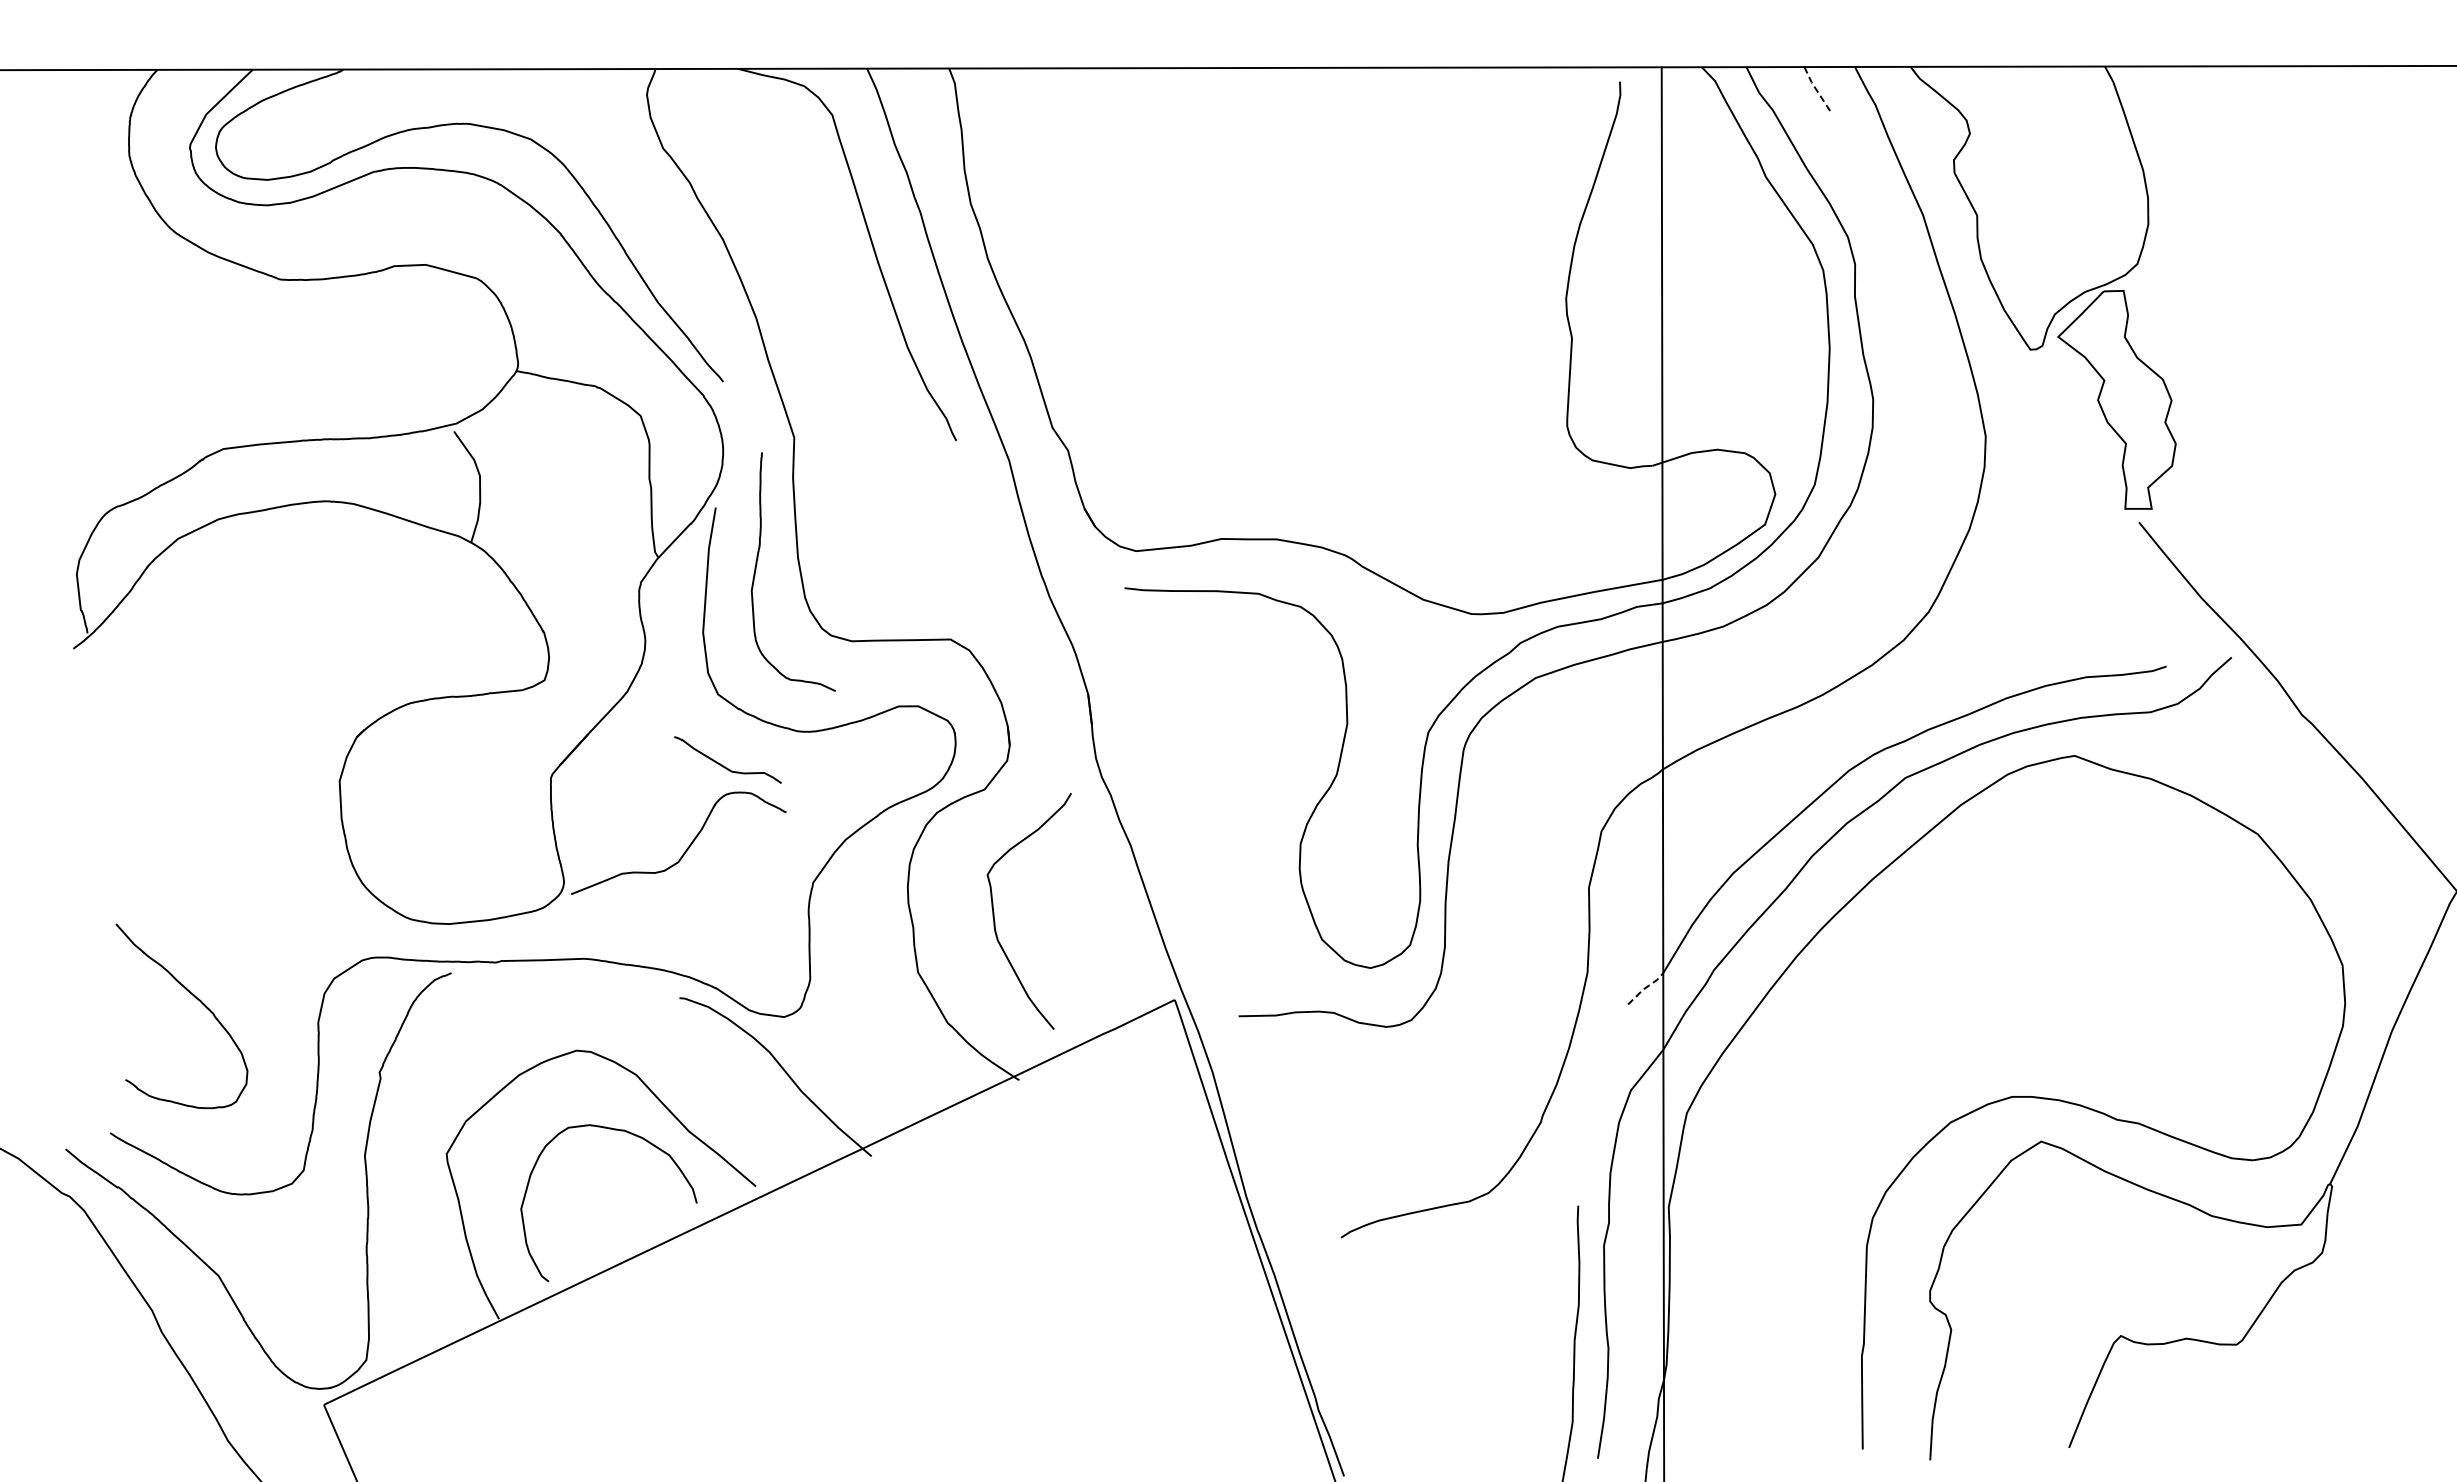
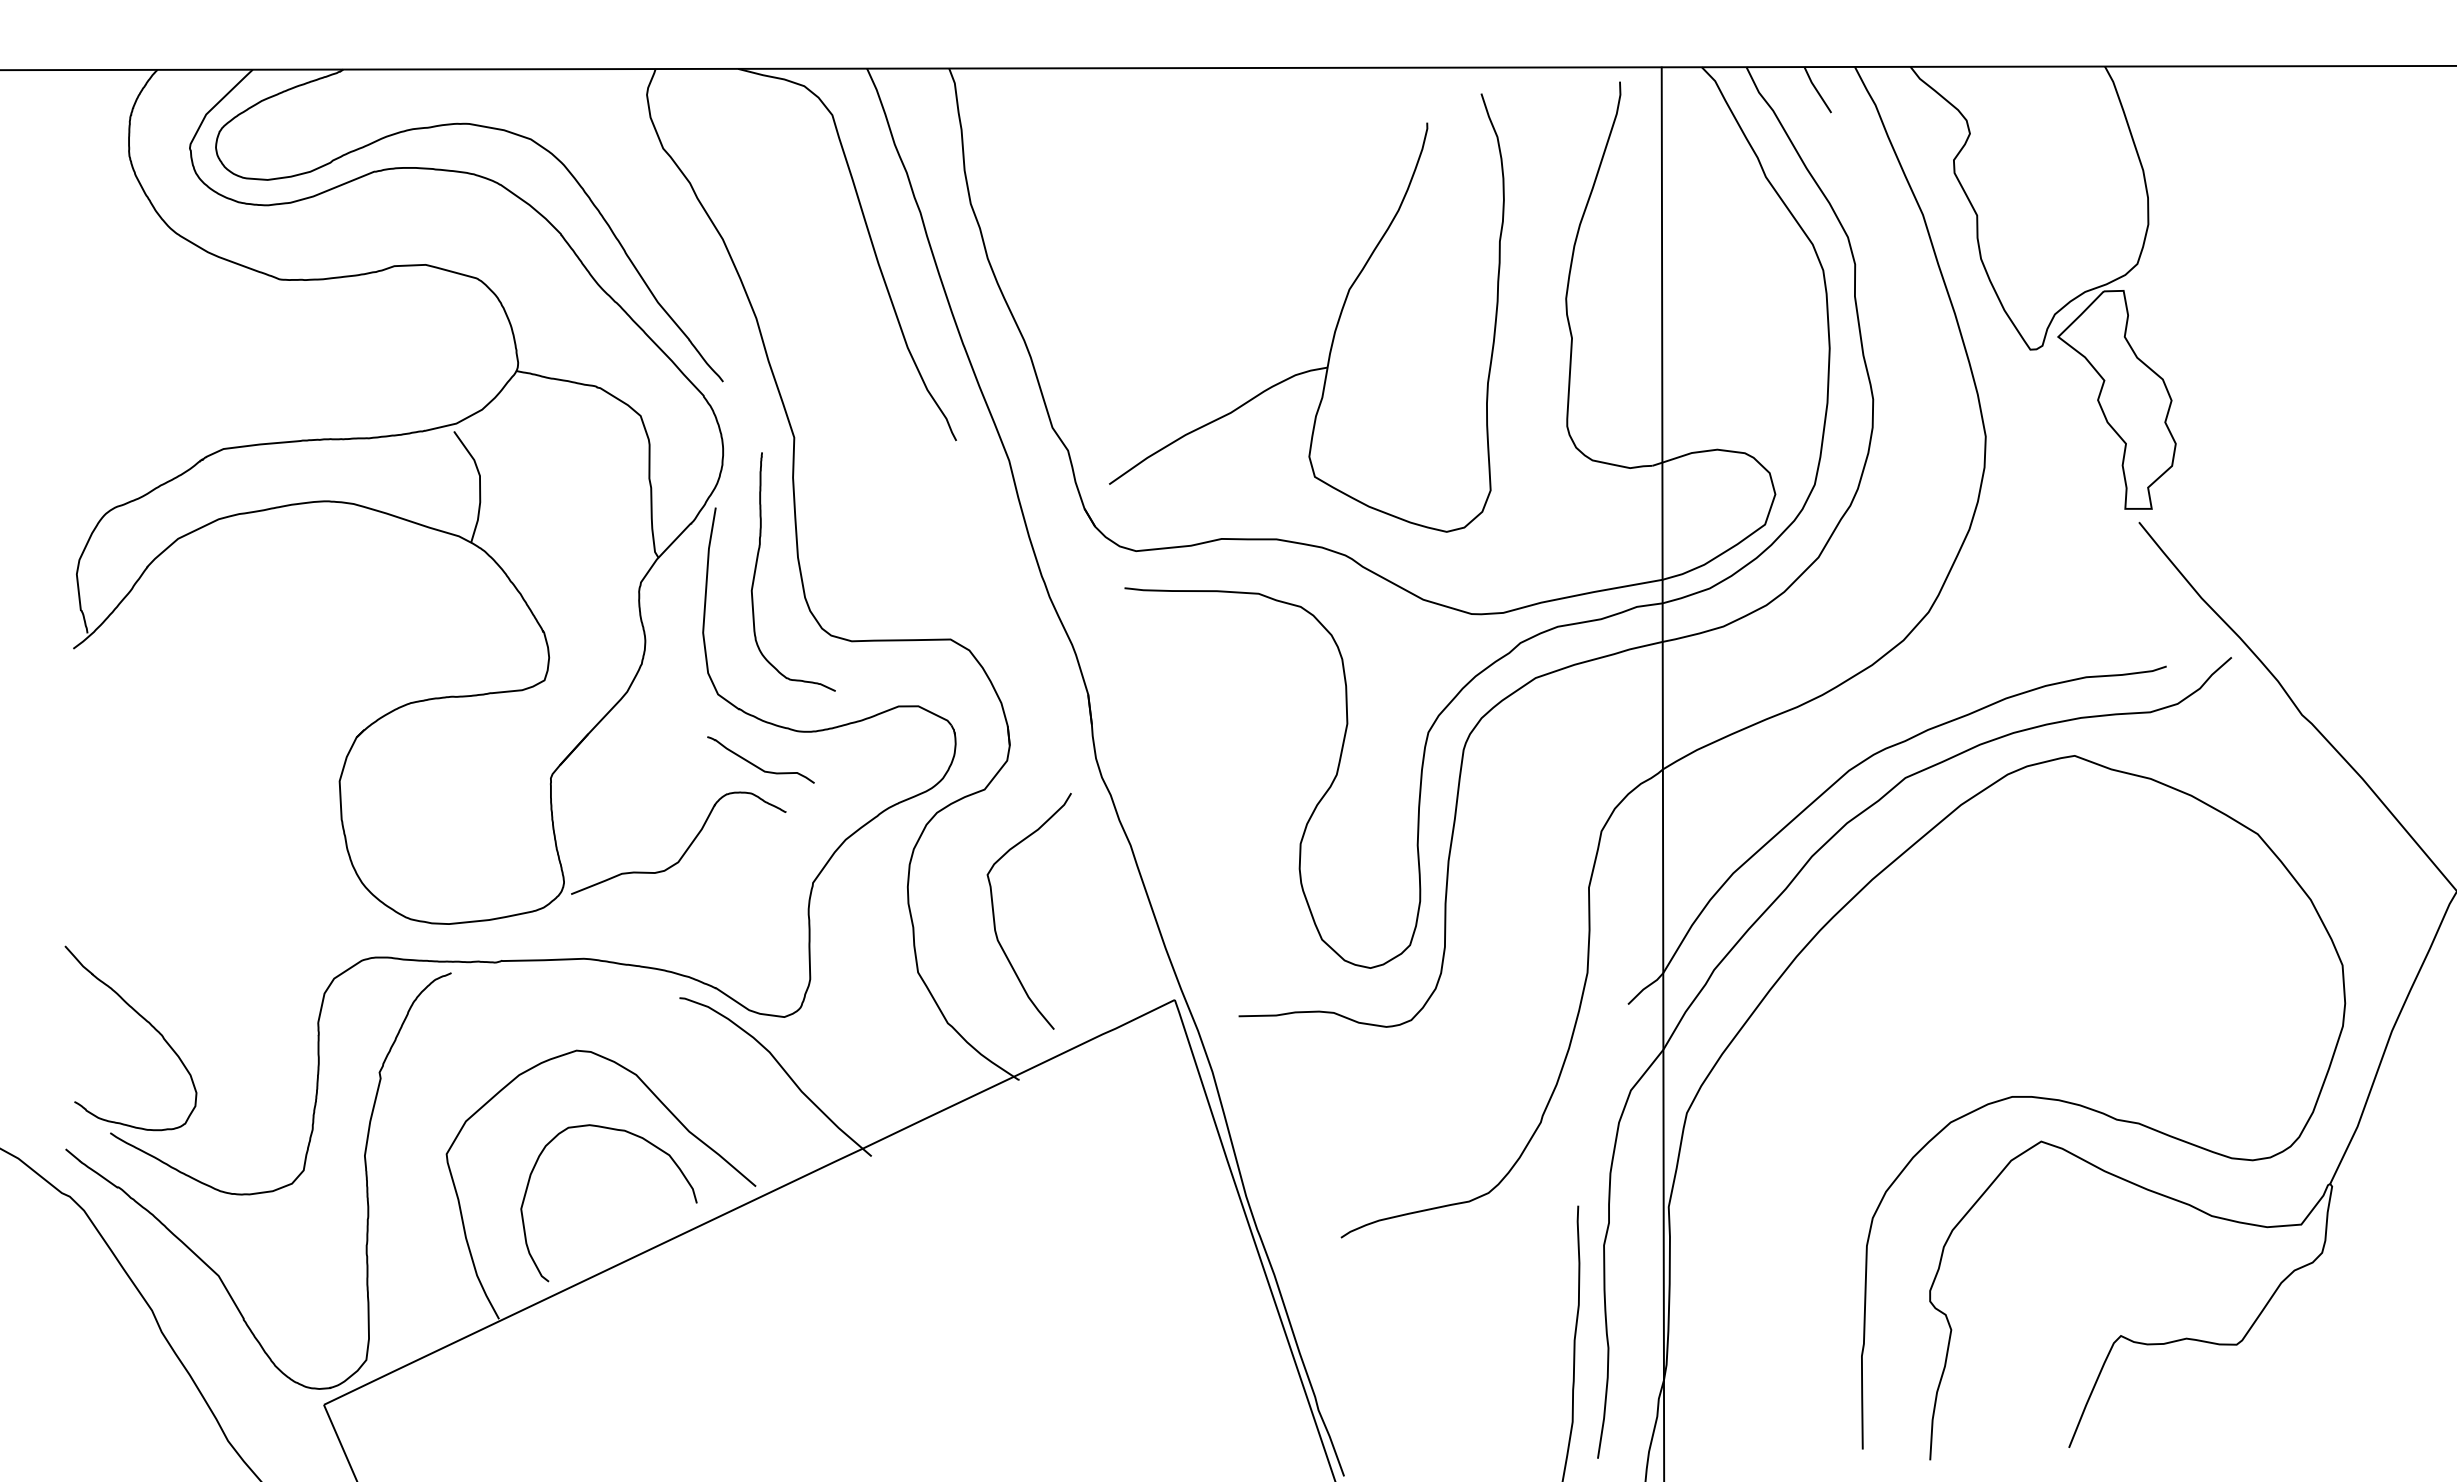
line: dashed -> solid (1816, 89)
part: none -> present (1336, 323)
curve position: (722, 764) -> (755, 764) (755, 764)
line: dashed -> solid (1645, 987)
curve position: (196, 999) -> (145, 1021) (145, 1021)
